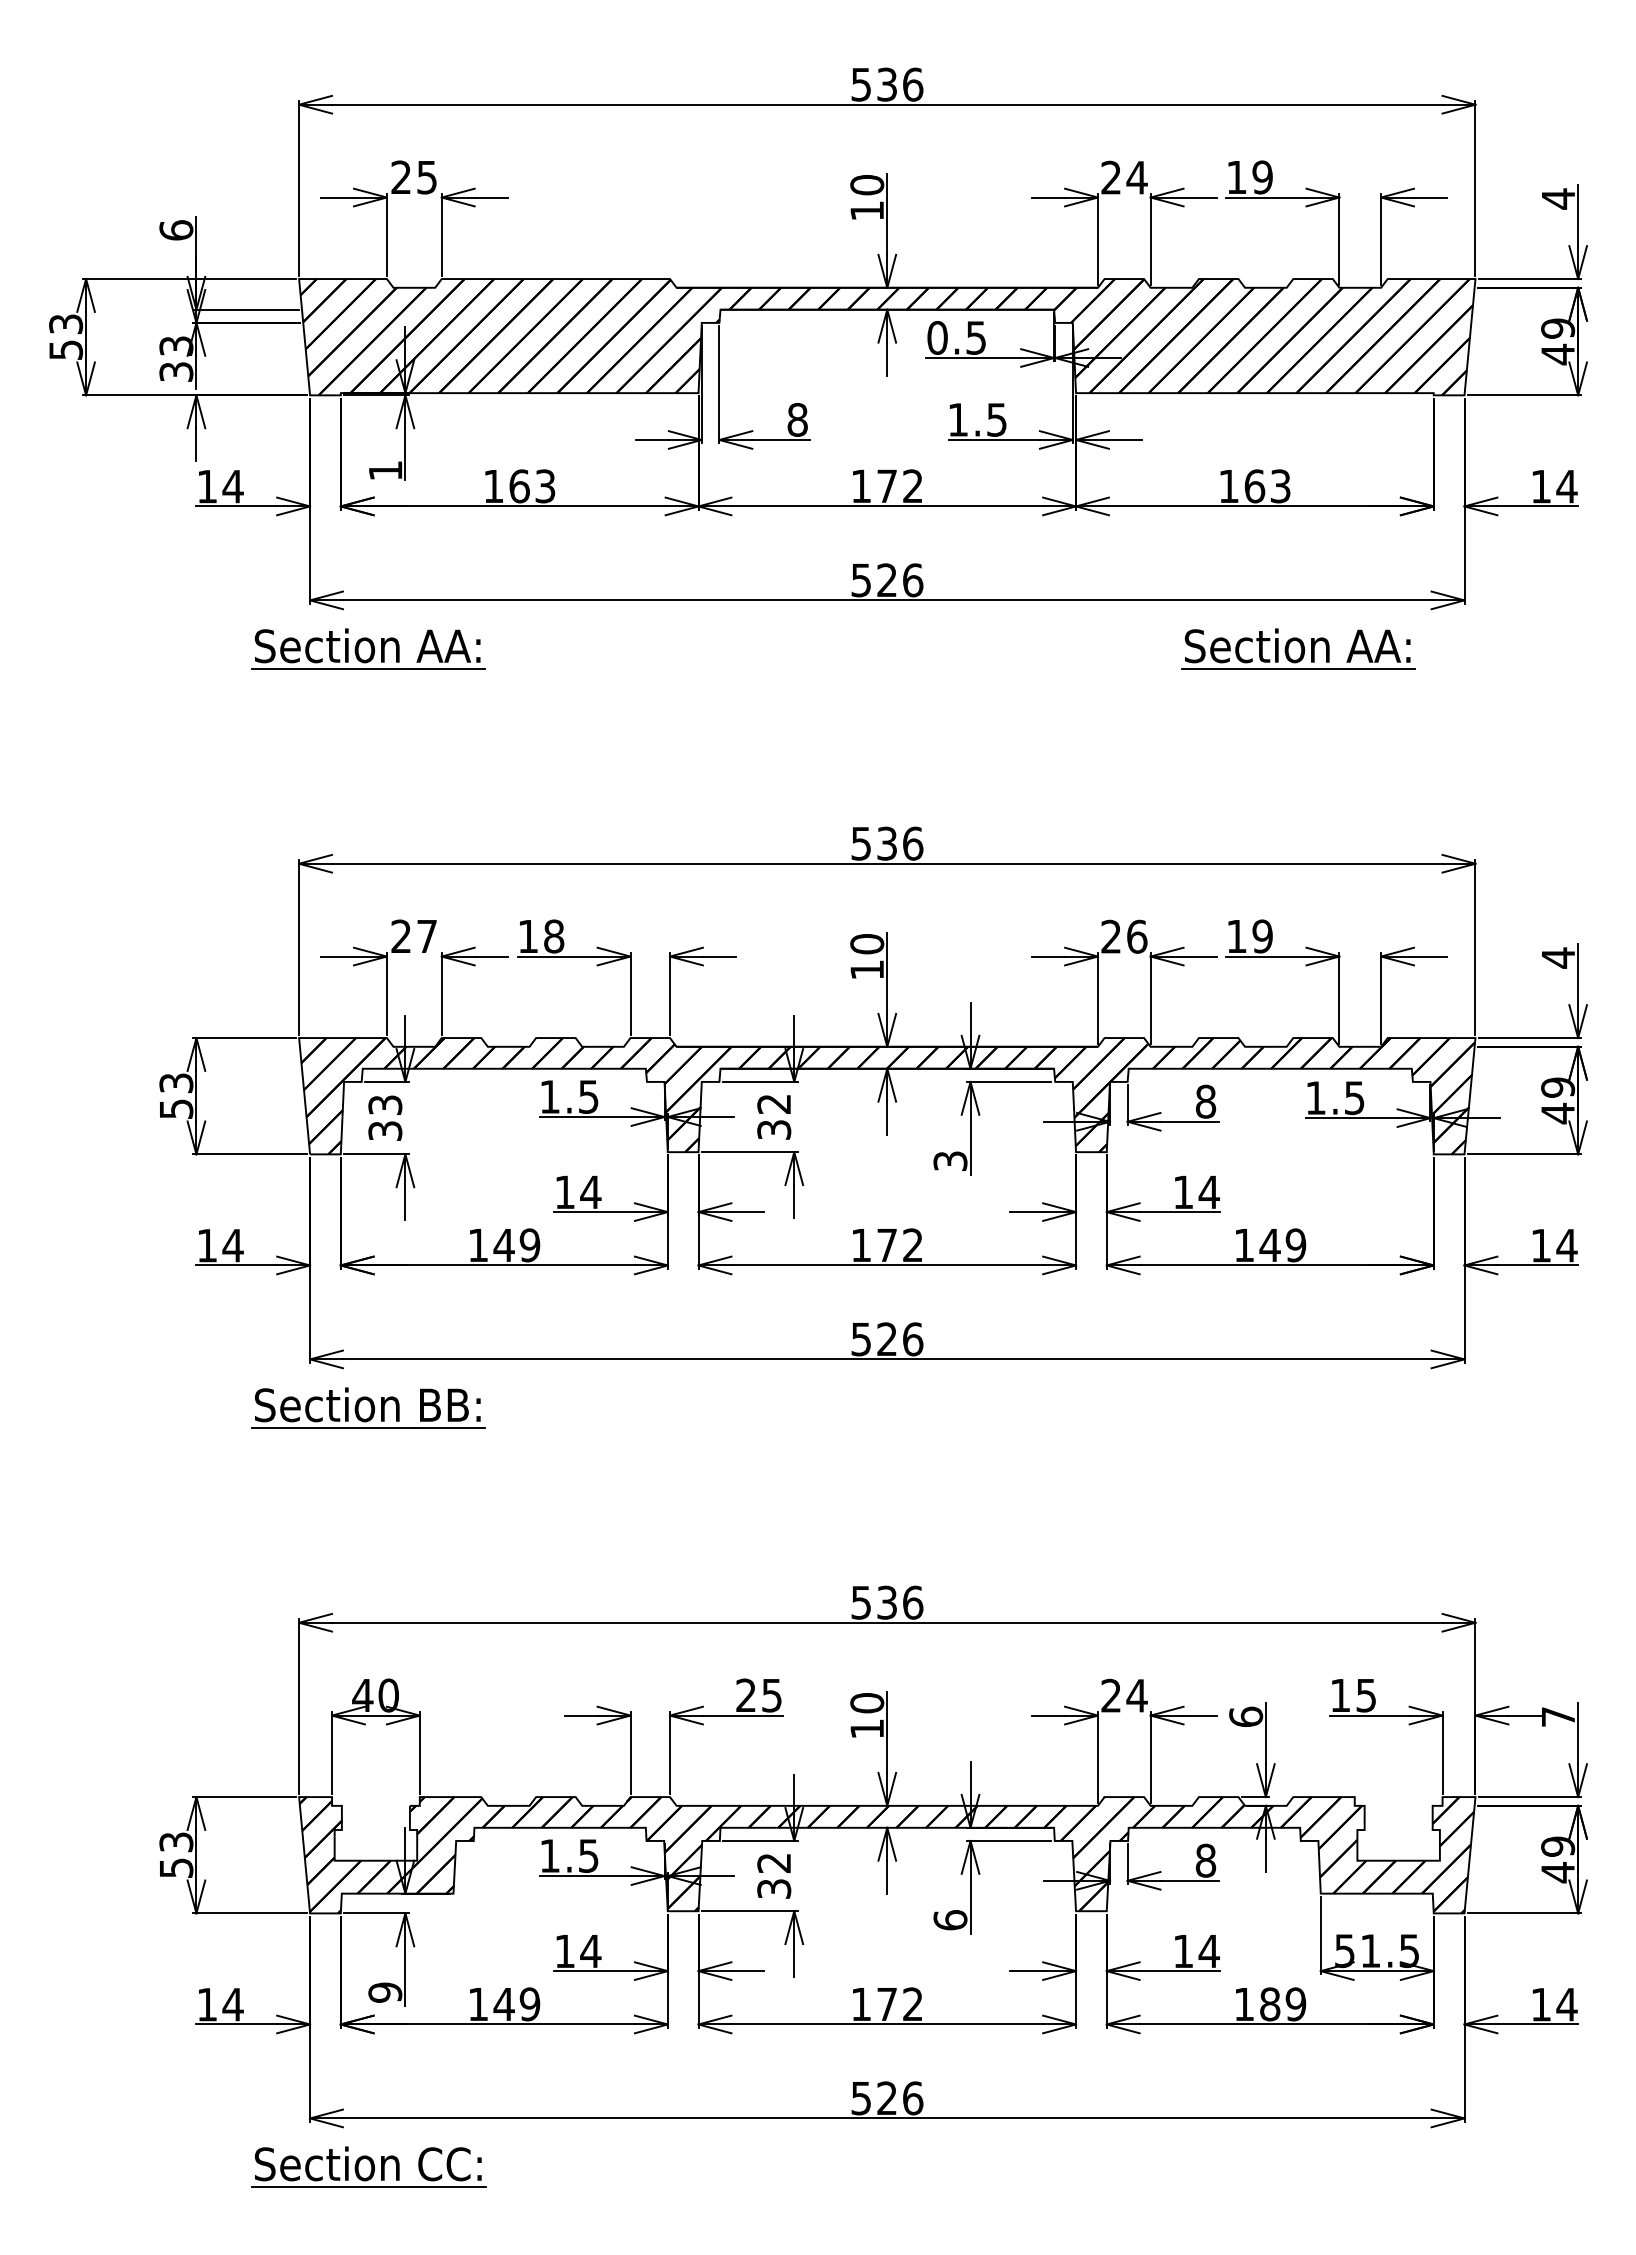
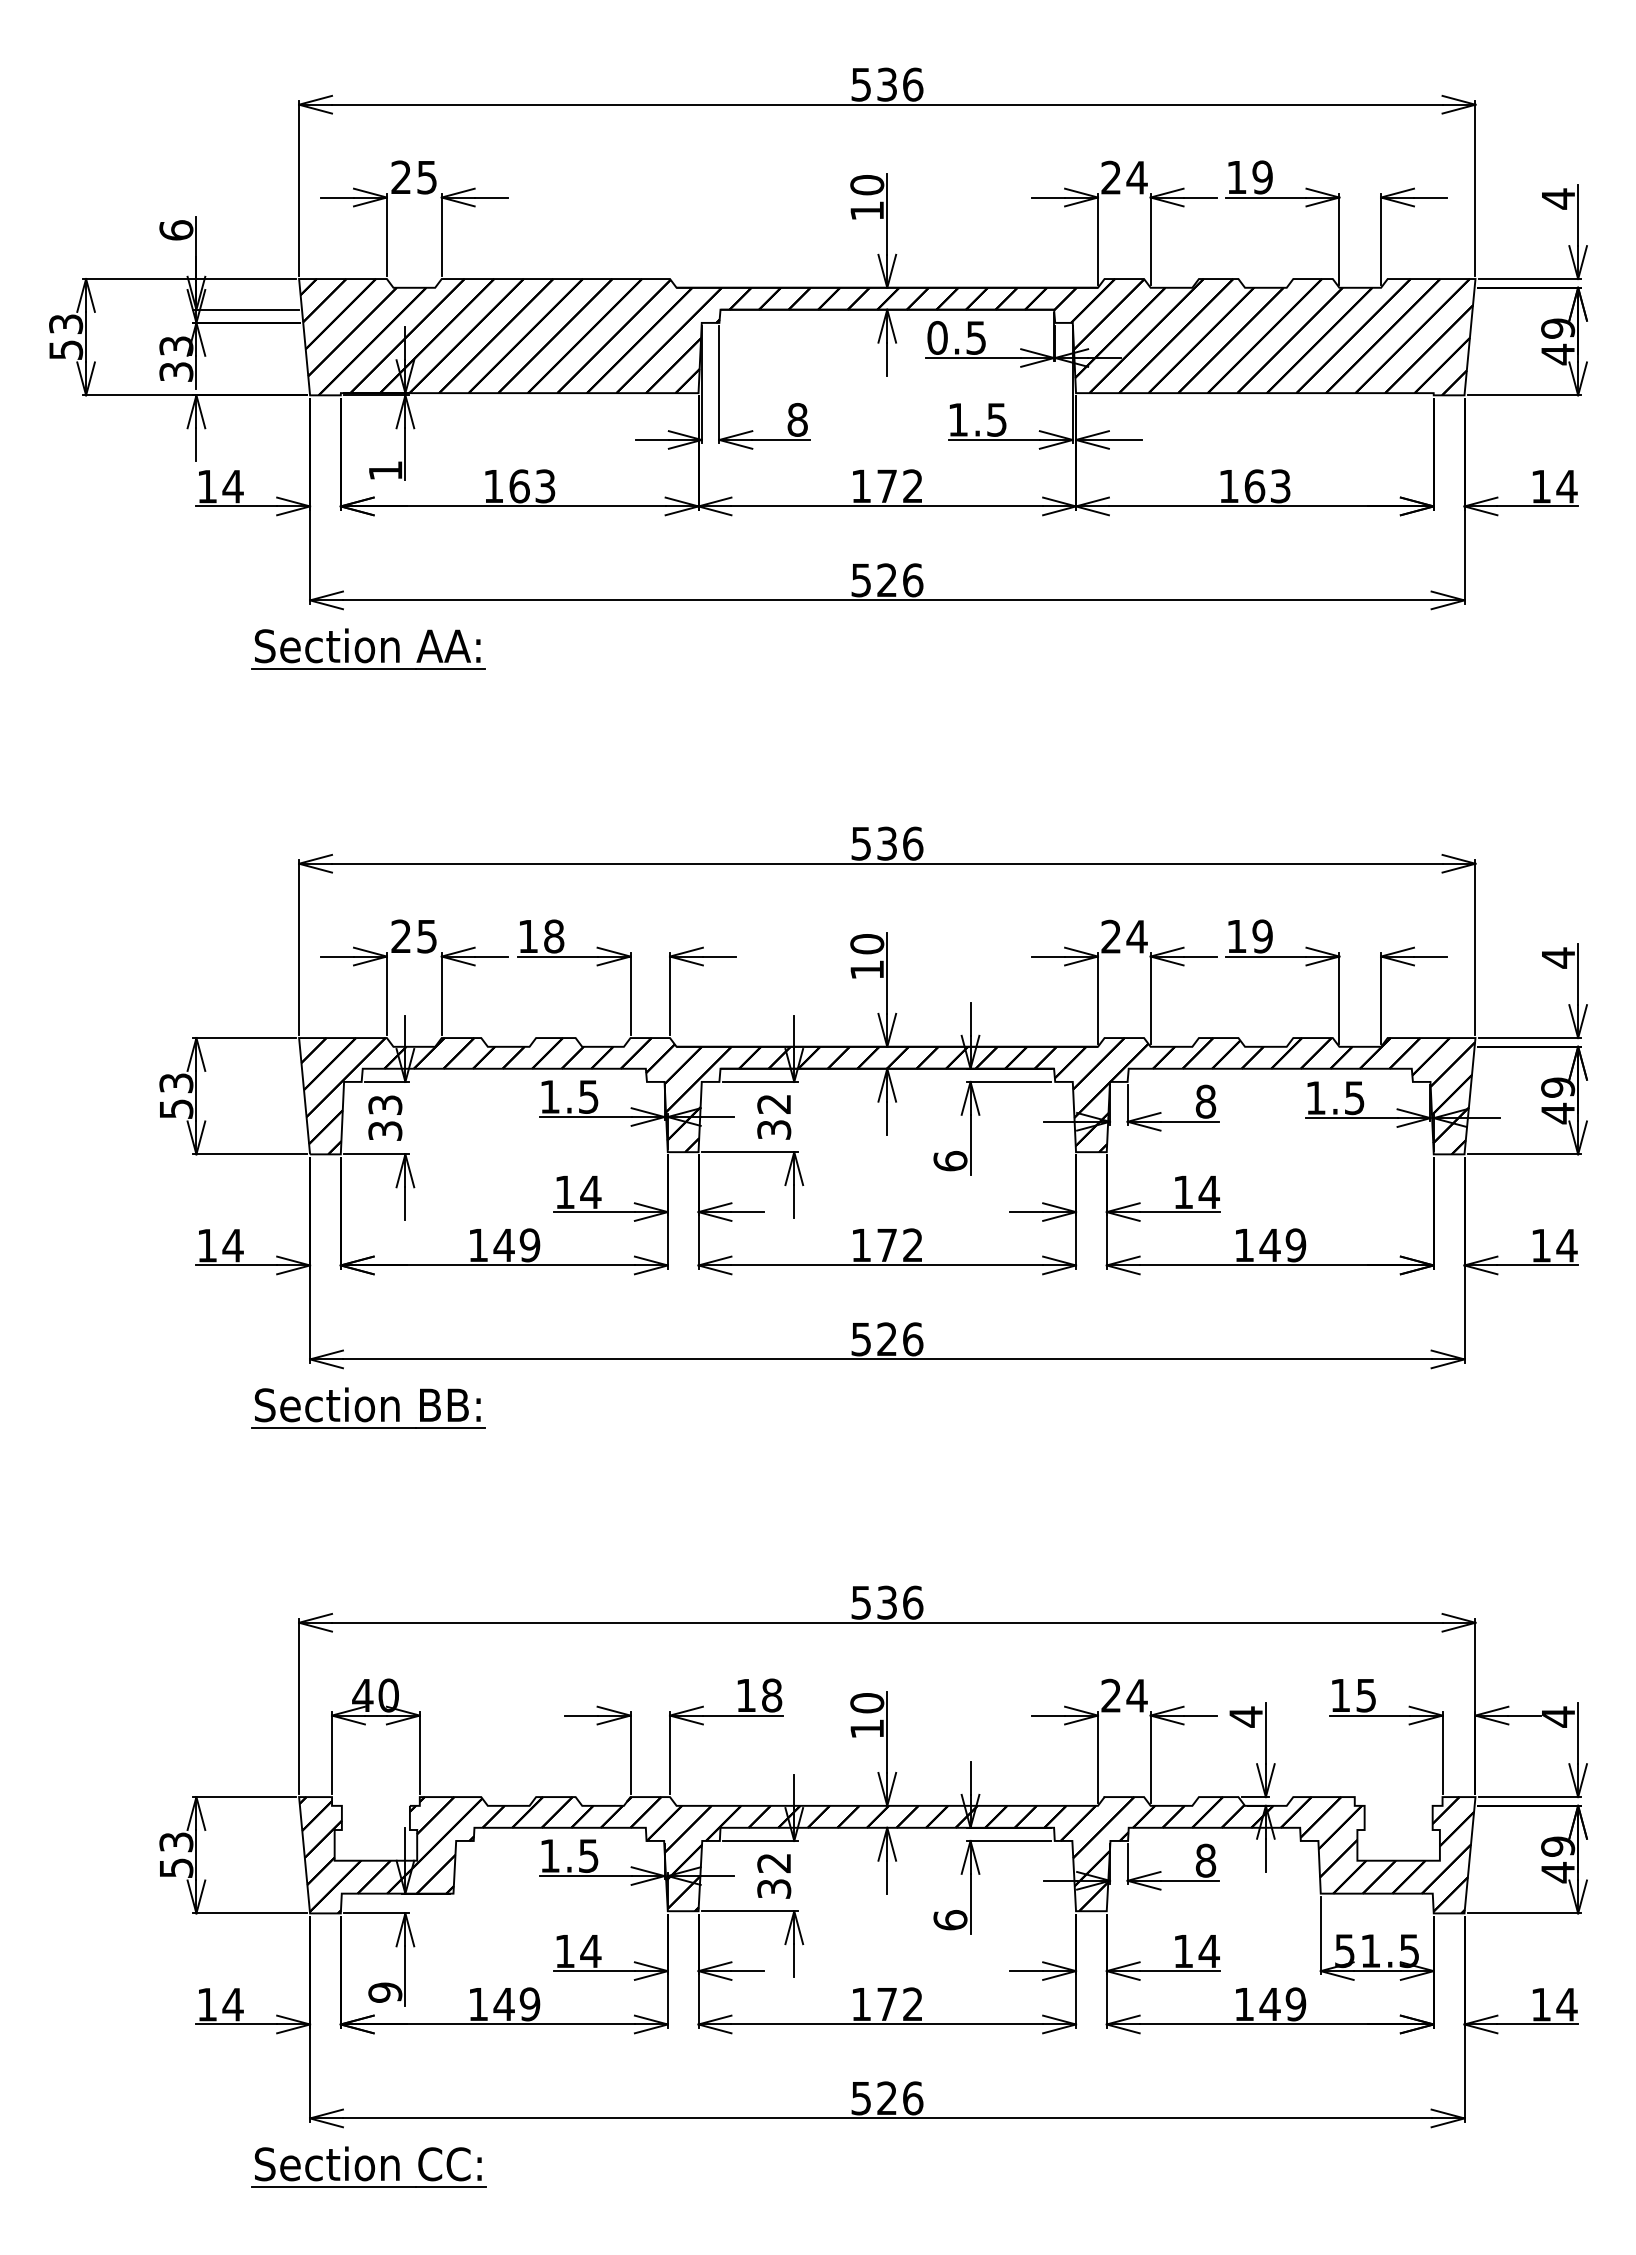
part: present -> none (1298, 648)
text: 27 -> 25 (426, 936)
text: 26 -> 24 (1136, 936)
text: 3 -> 6 (950, 1160)
text: 25 -> 18 (759, 1695)
text: 6 -> 4 (1246, 1716)
text: 7 -> 4 (1558, 1716)
text: 189 -> 149 (1269, 2004)
